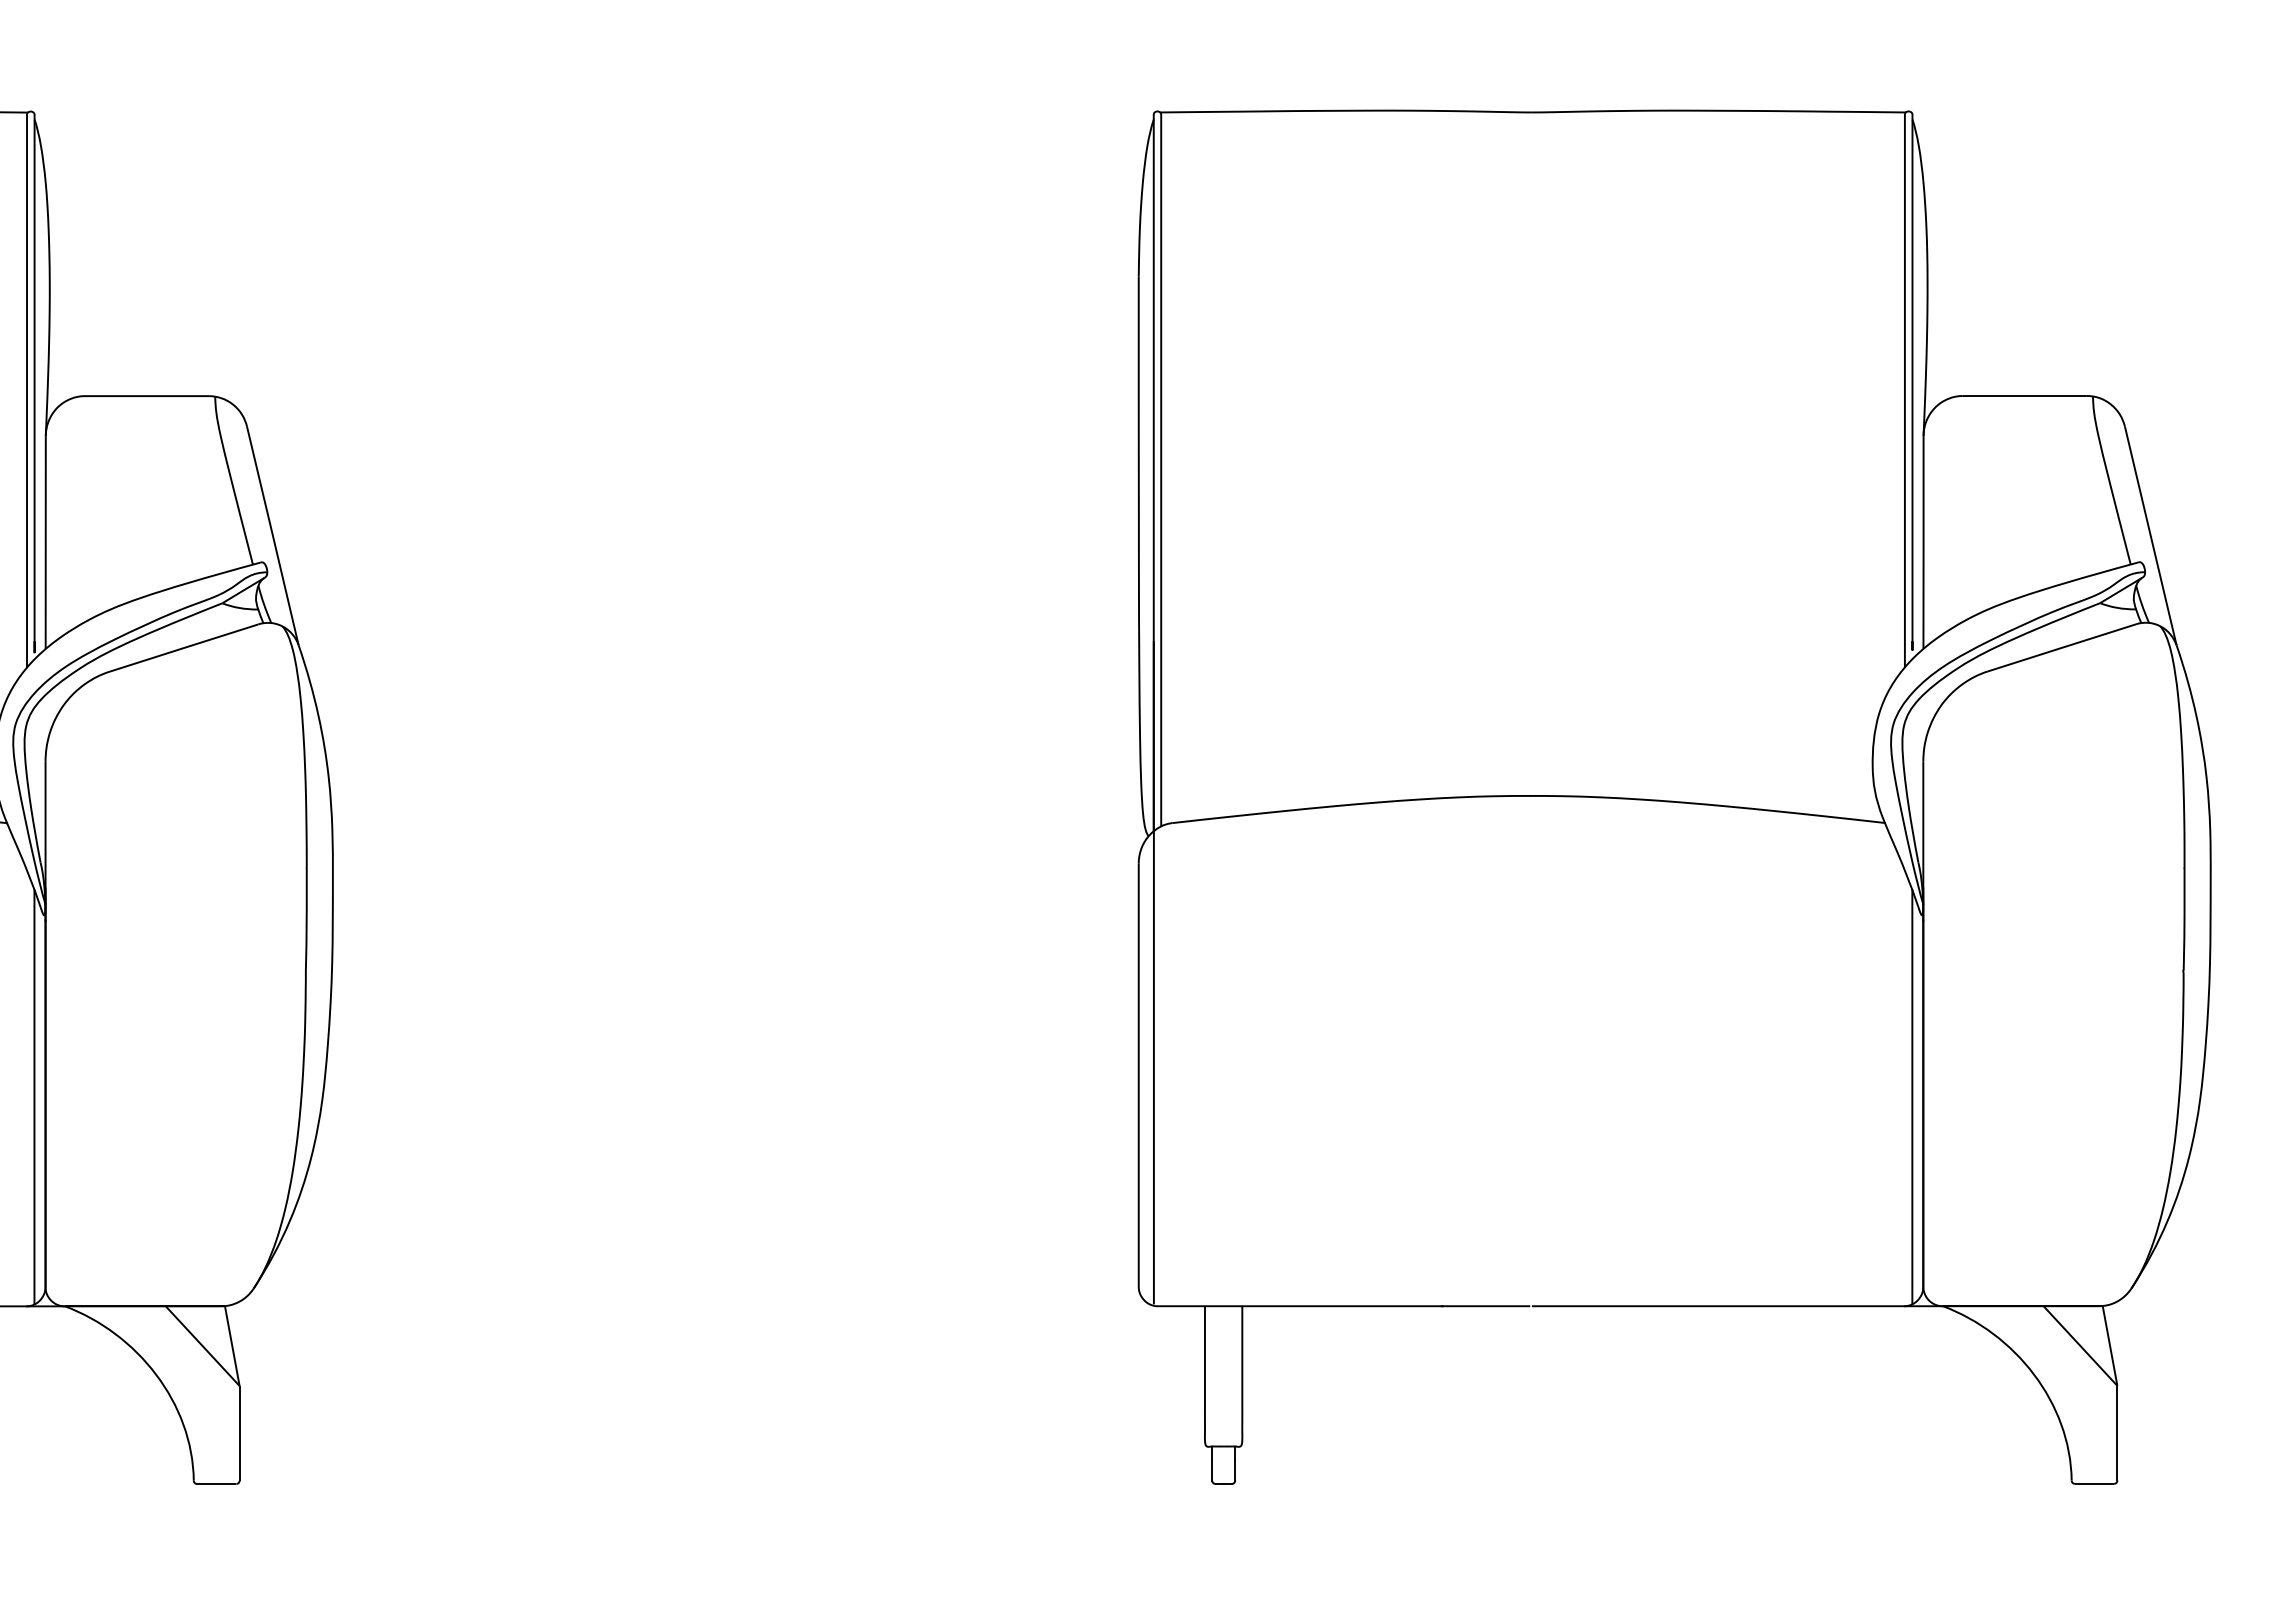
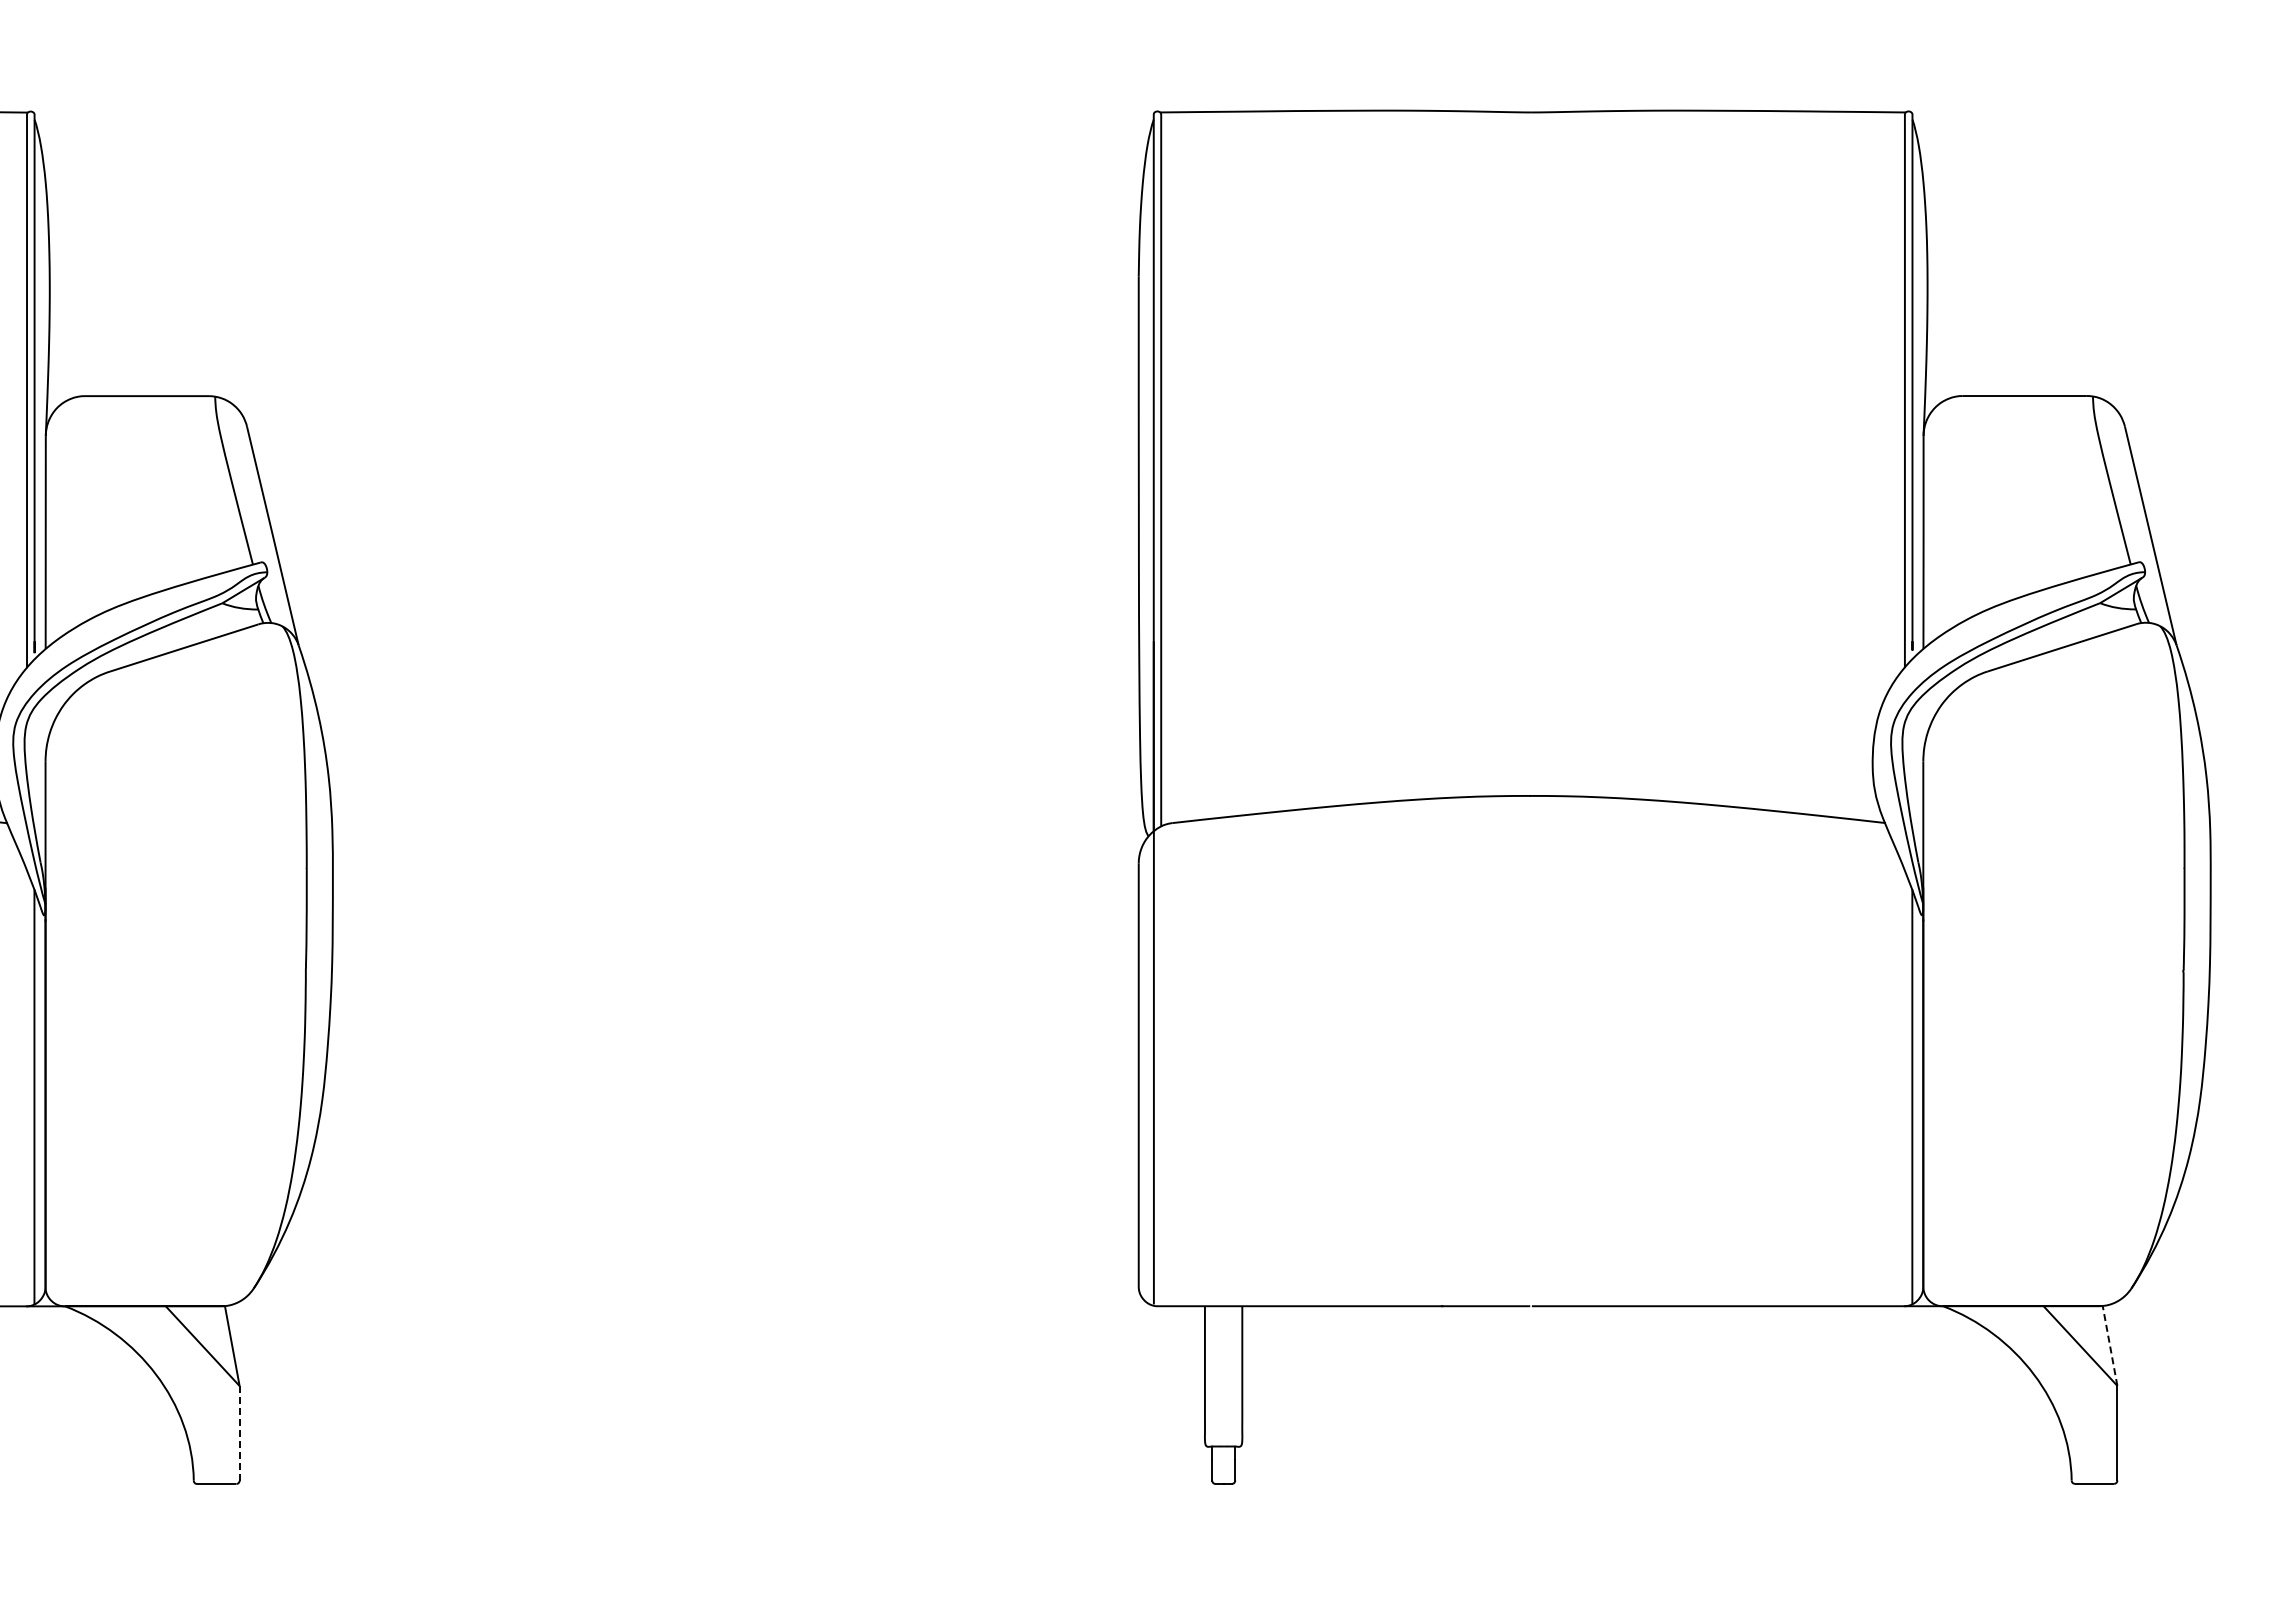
line: solid -> dashed (2110, 1346)
line: solid -> dashed (239, 1432)
